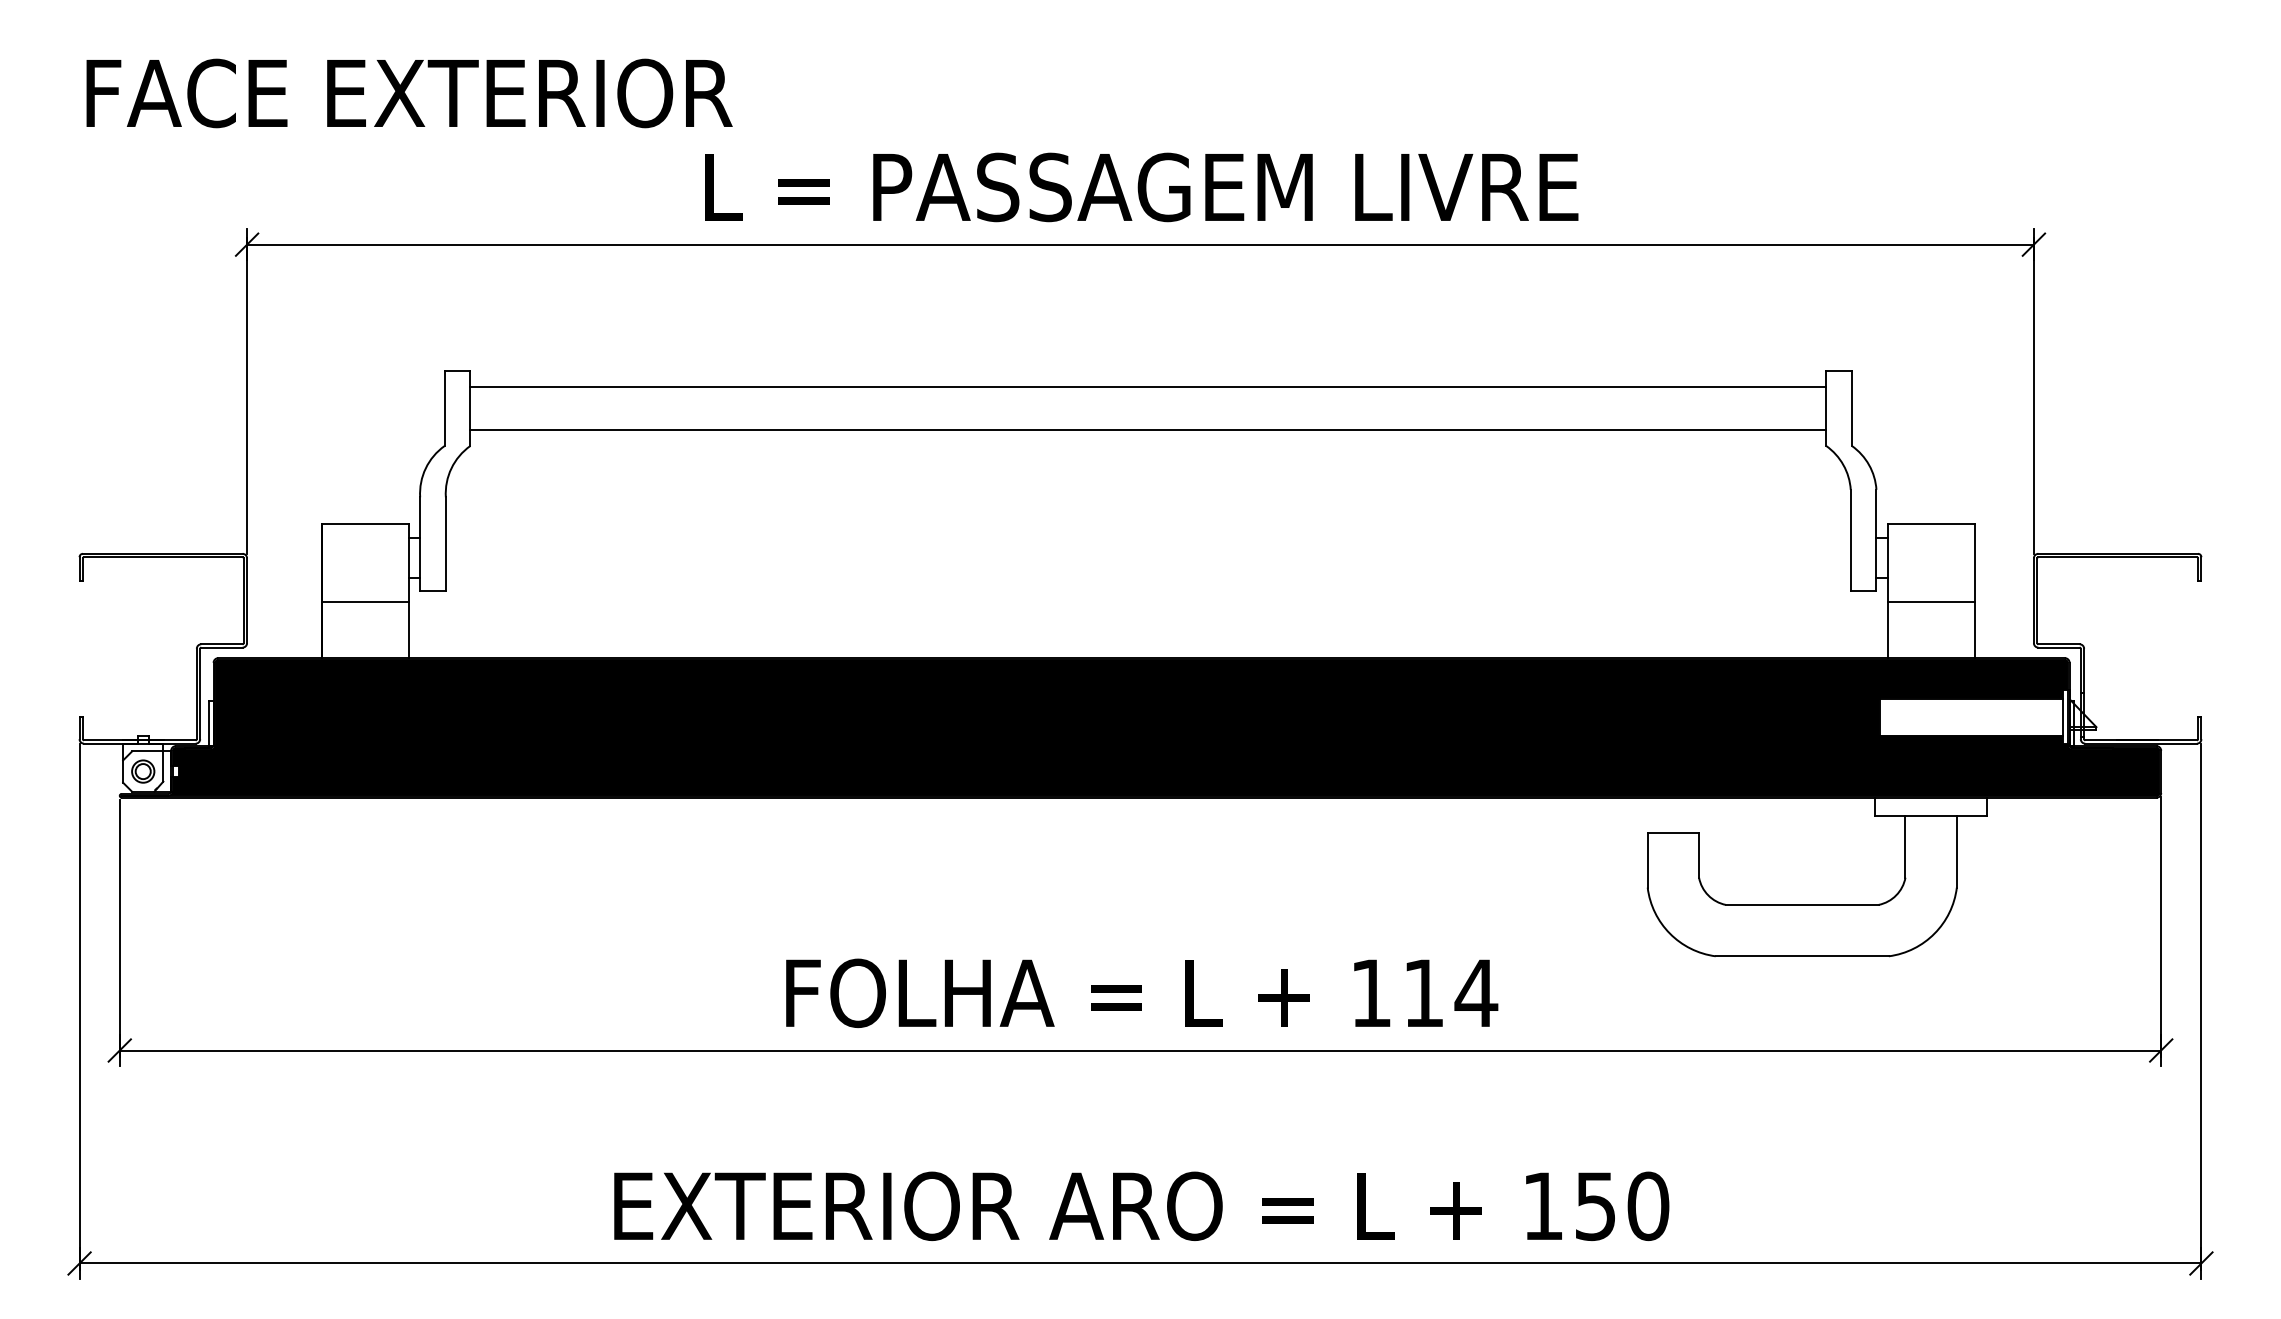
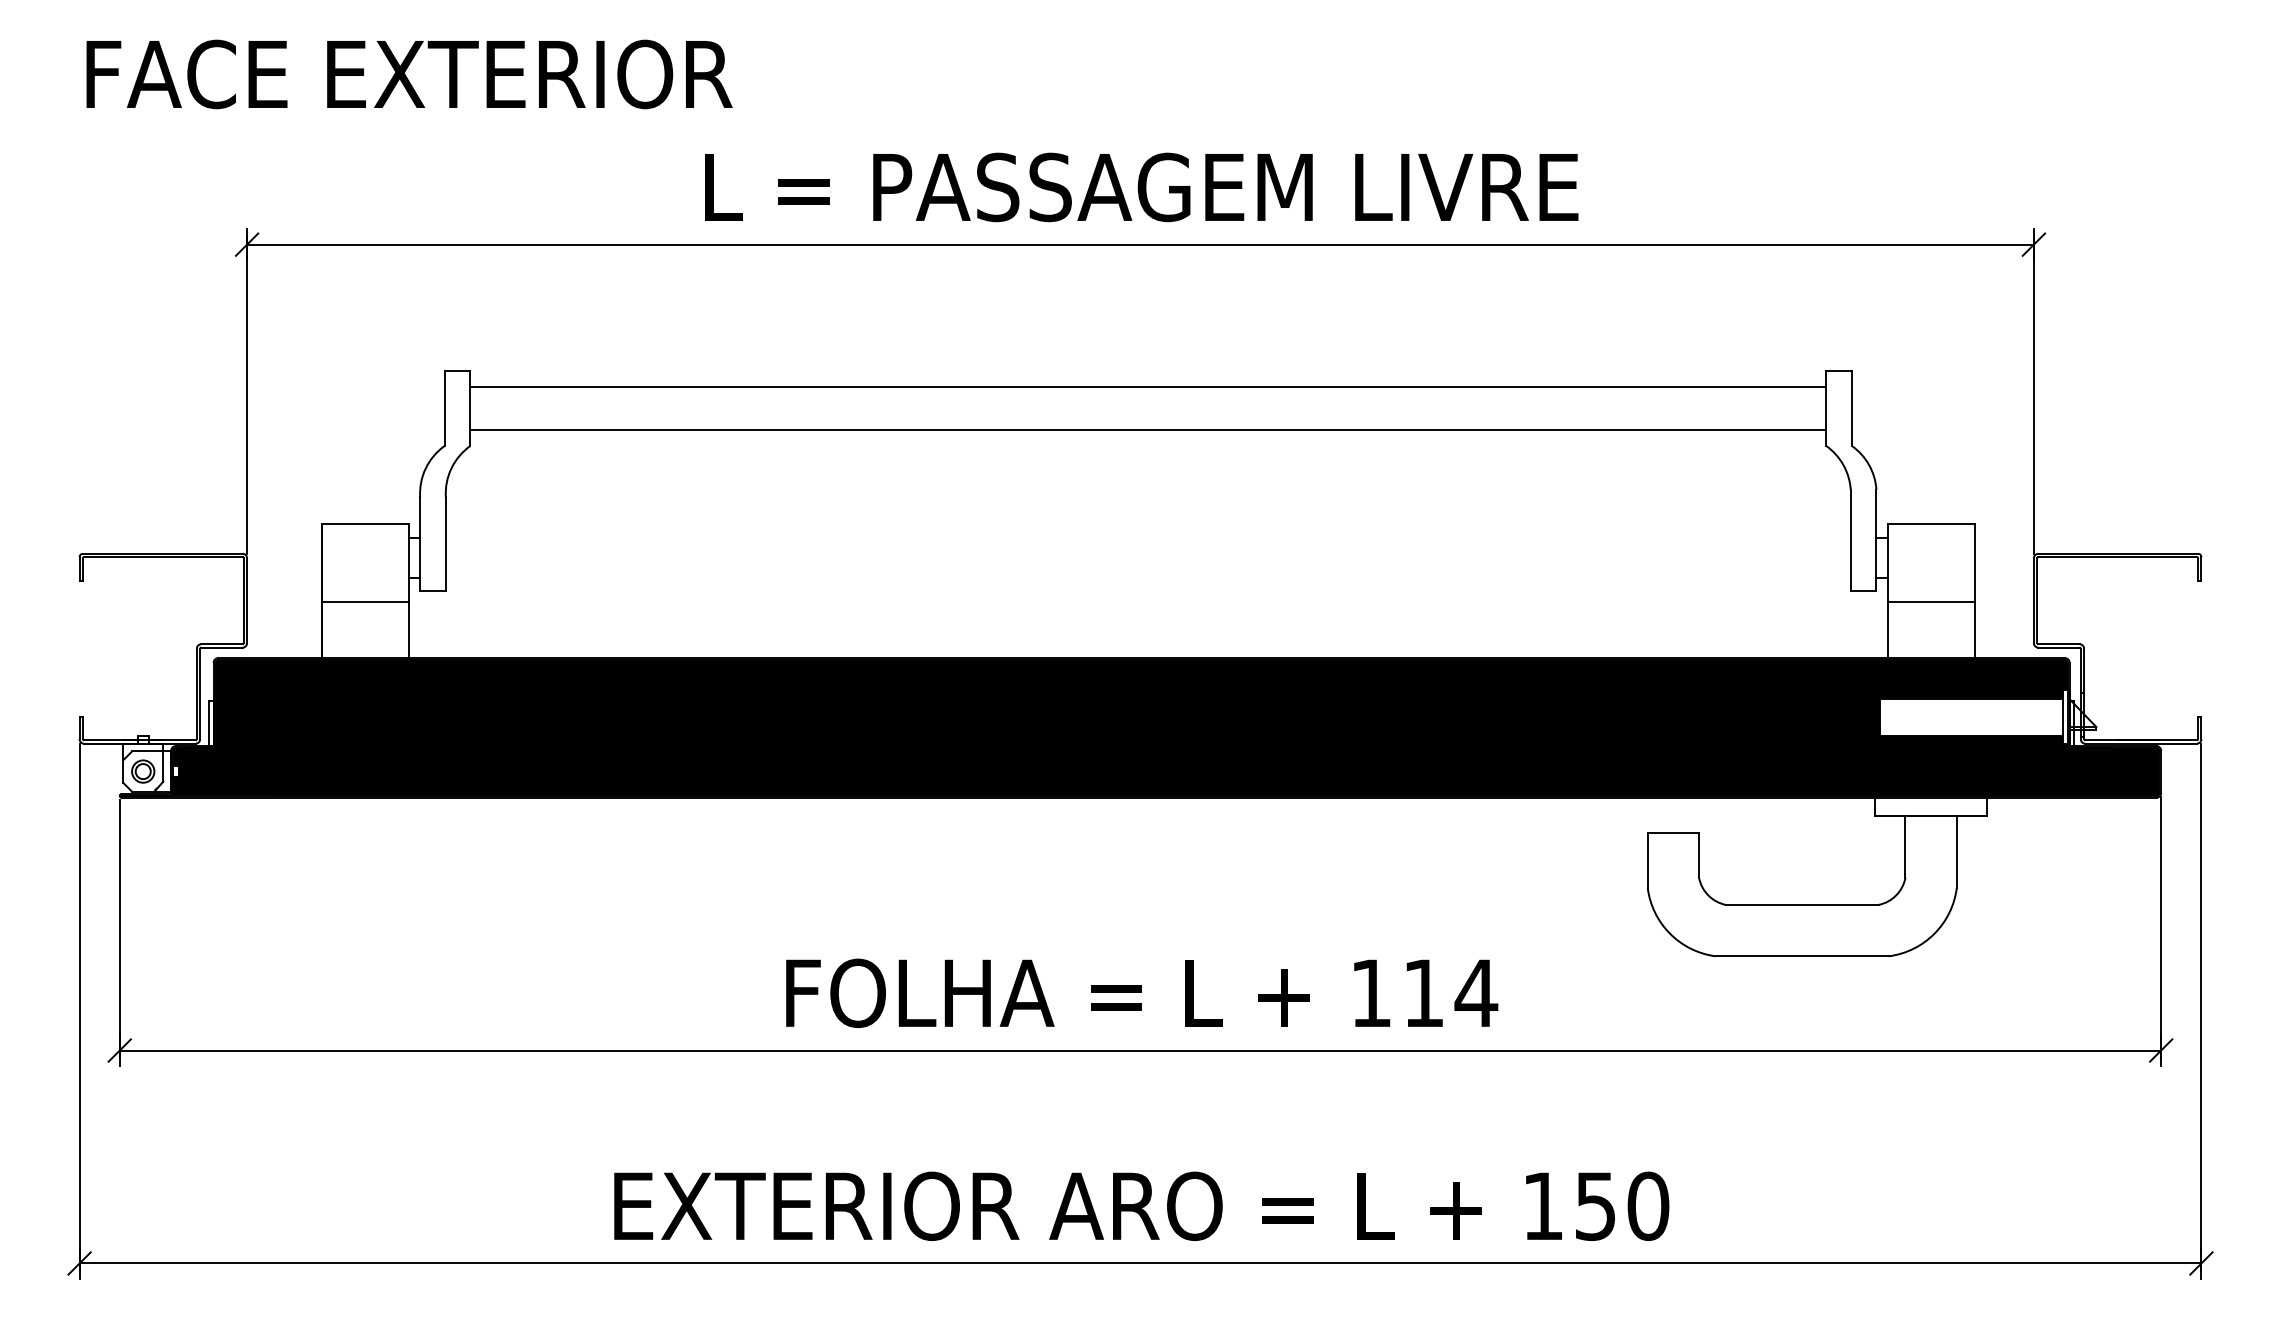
text position: (409, 93) -> (409, 74) (409, 74)
